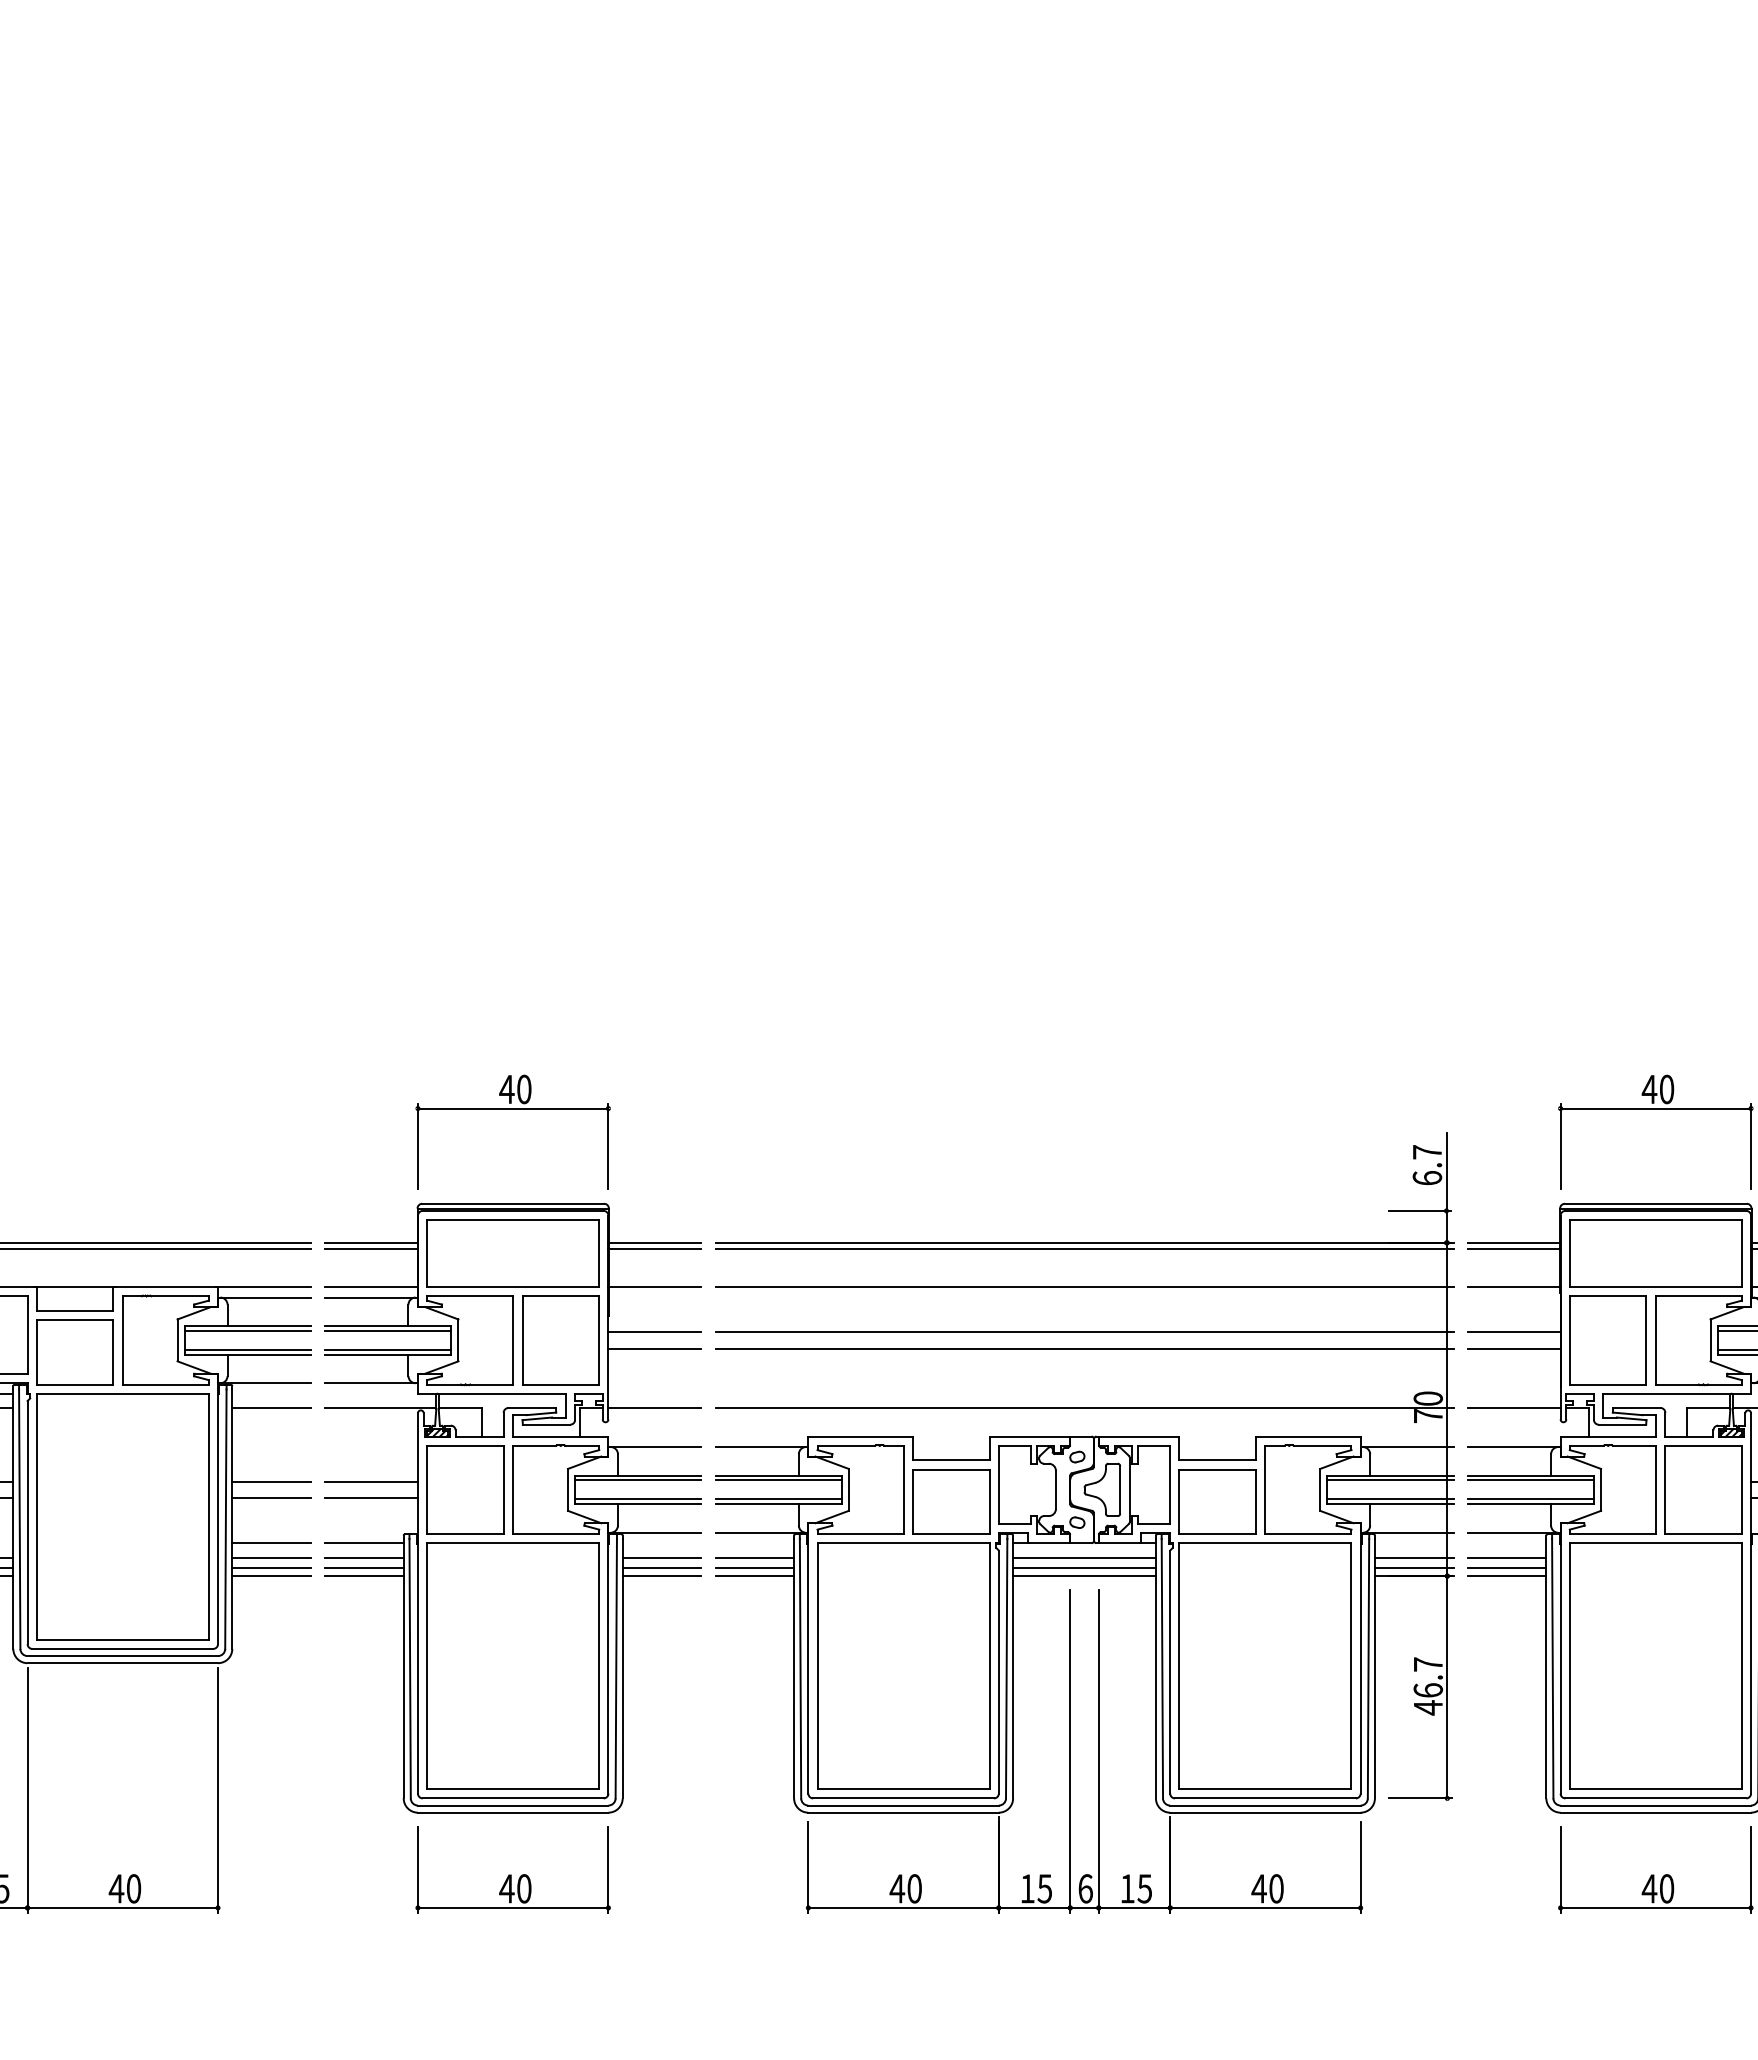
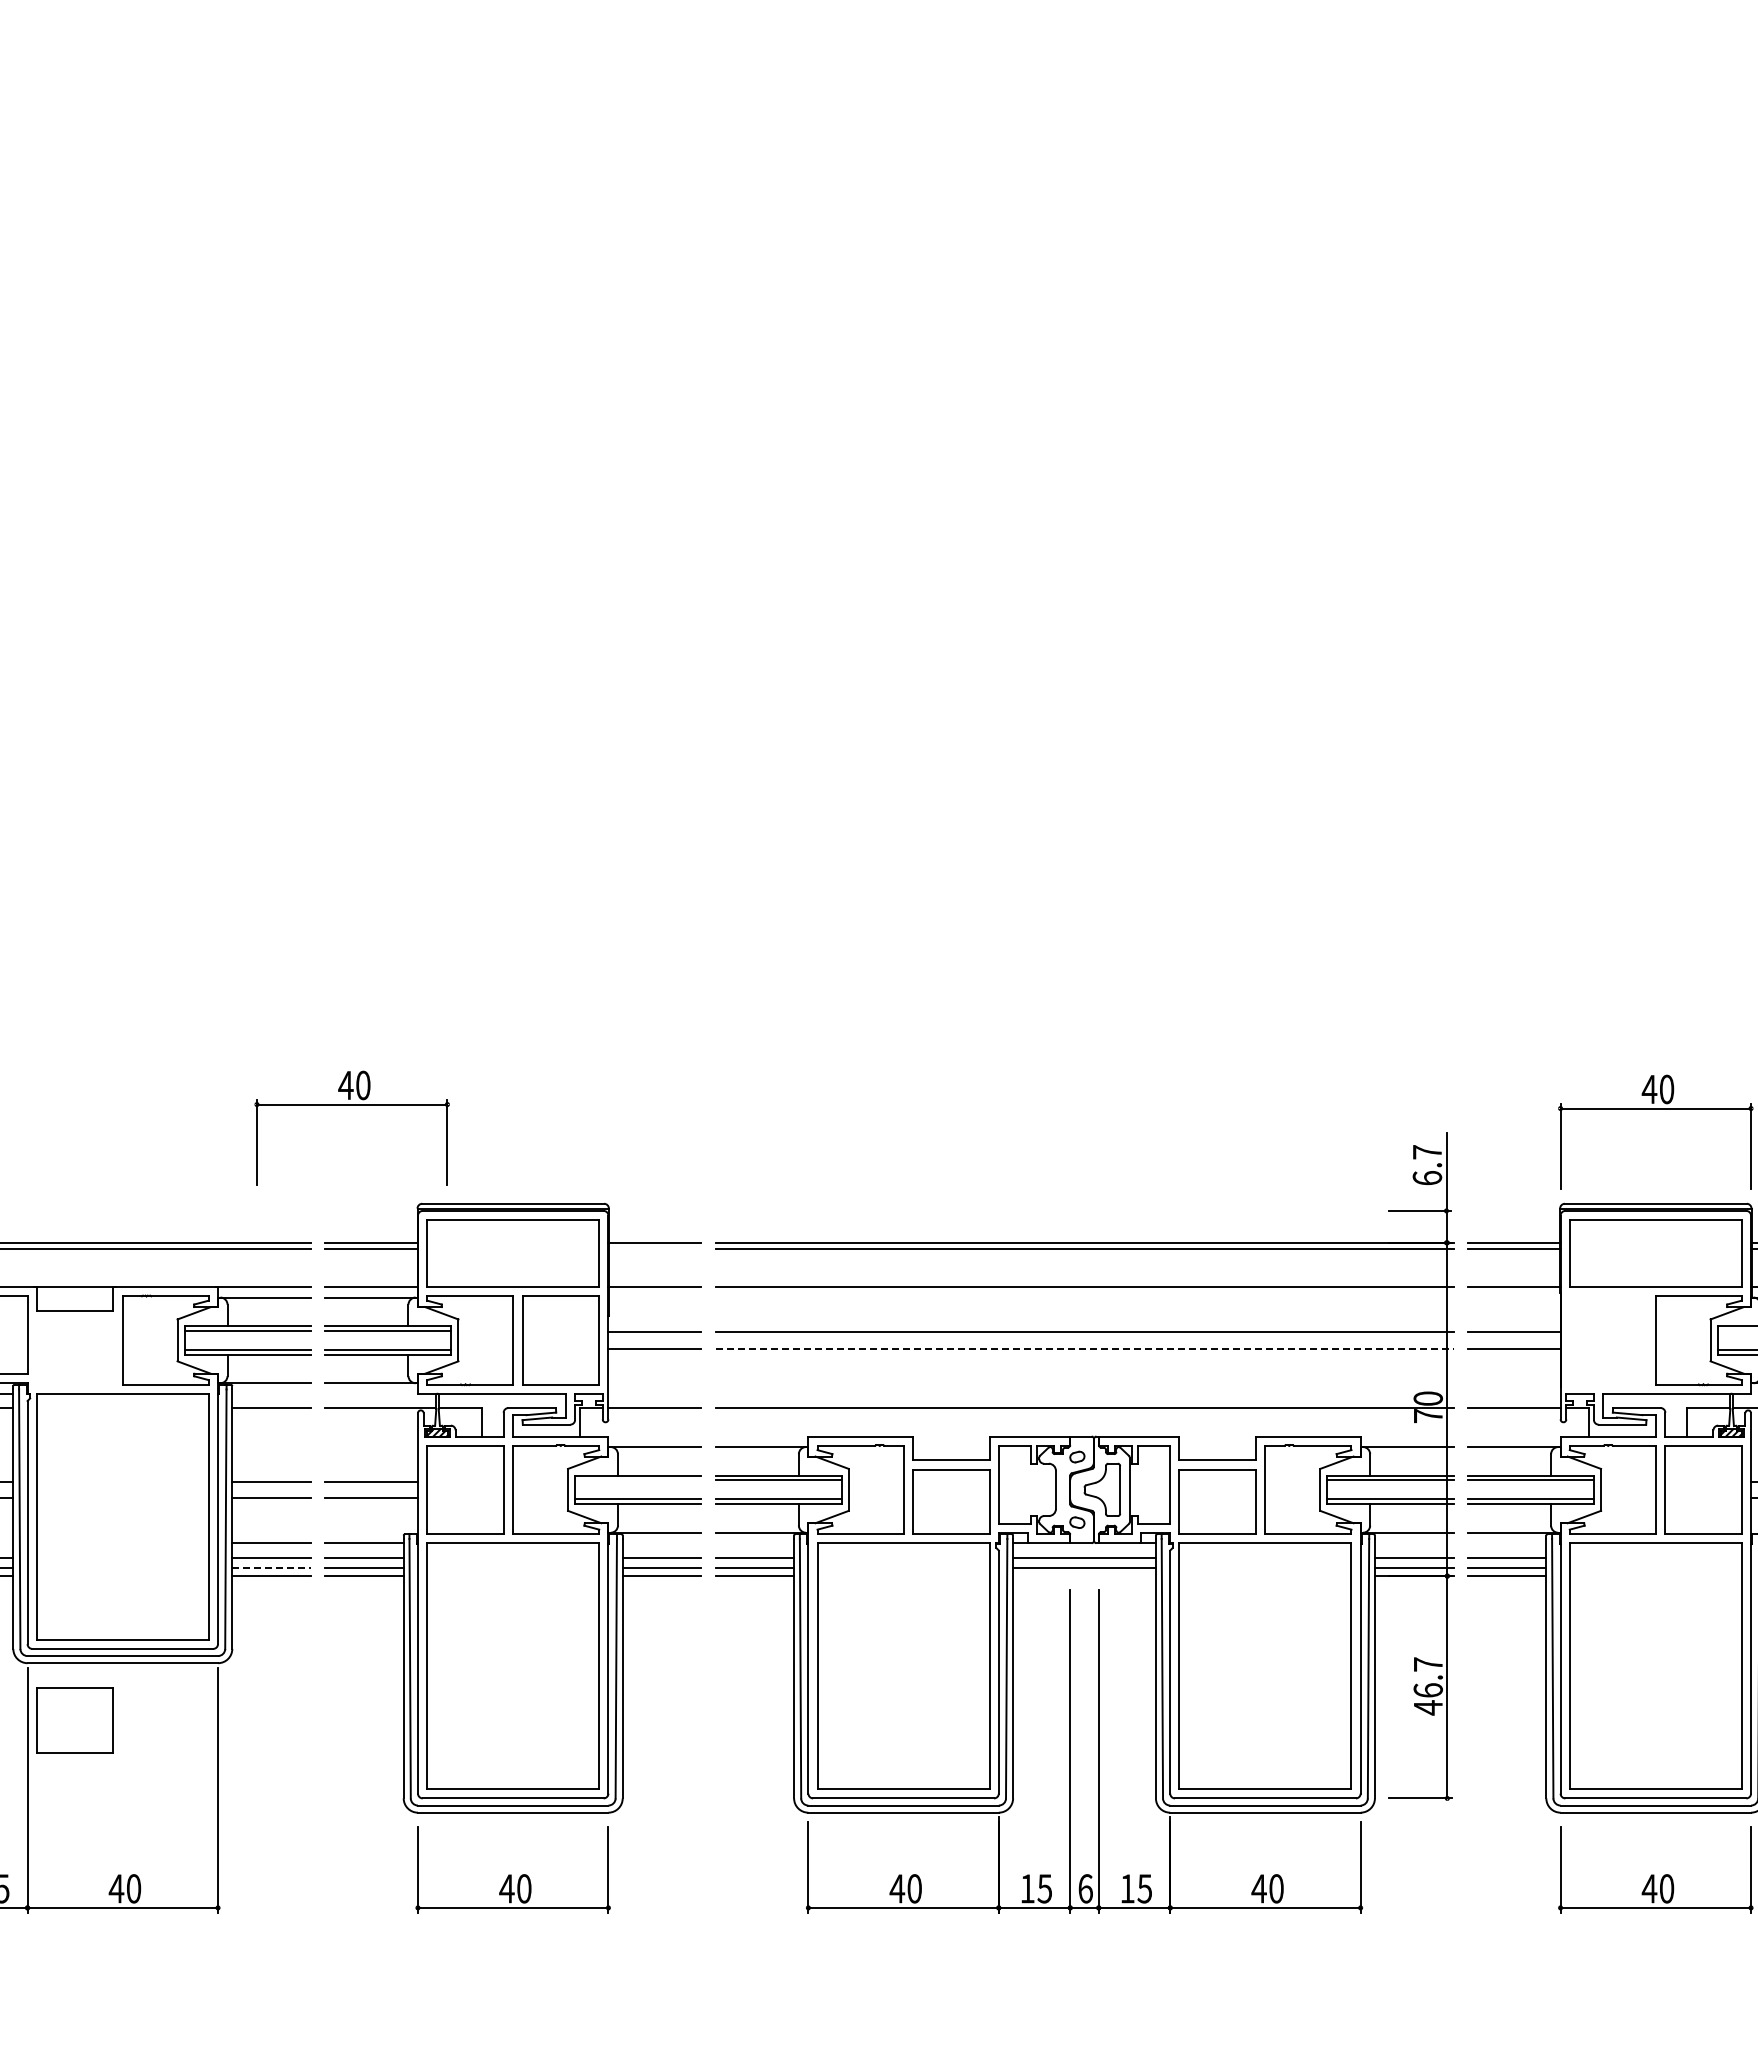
part position: (512, 1109) -> (351, 1105) (351, 1105)
line: present -> none (654, 1249)
line: present -> none (1735, 1330)
part: present -> none (1607, 1340)
line: solid -> dashed (1084, 1348)
part position: (74, 1352) -> (74, 1720) (74, 1720)
line: present -> none (638, 1480)
line: solid -> dashed (272, 1568)
line: present -> none (1084, 1576)
